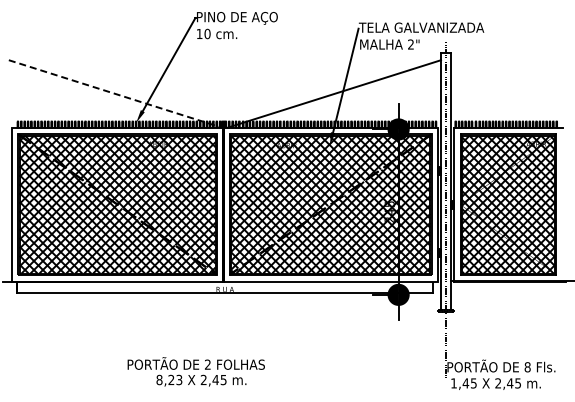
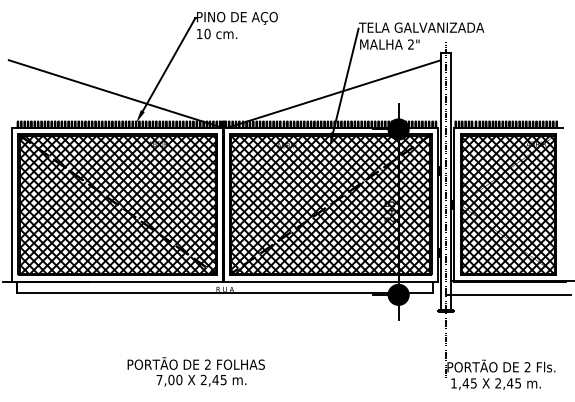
line: dashed -> solid (115, 93)
line: none -> present (507, 295)
text: 8 -> 2 (527, 367)
text: 8,23 -> 7,00 (169, 379)
